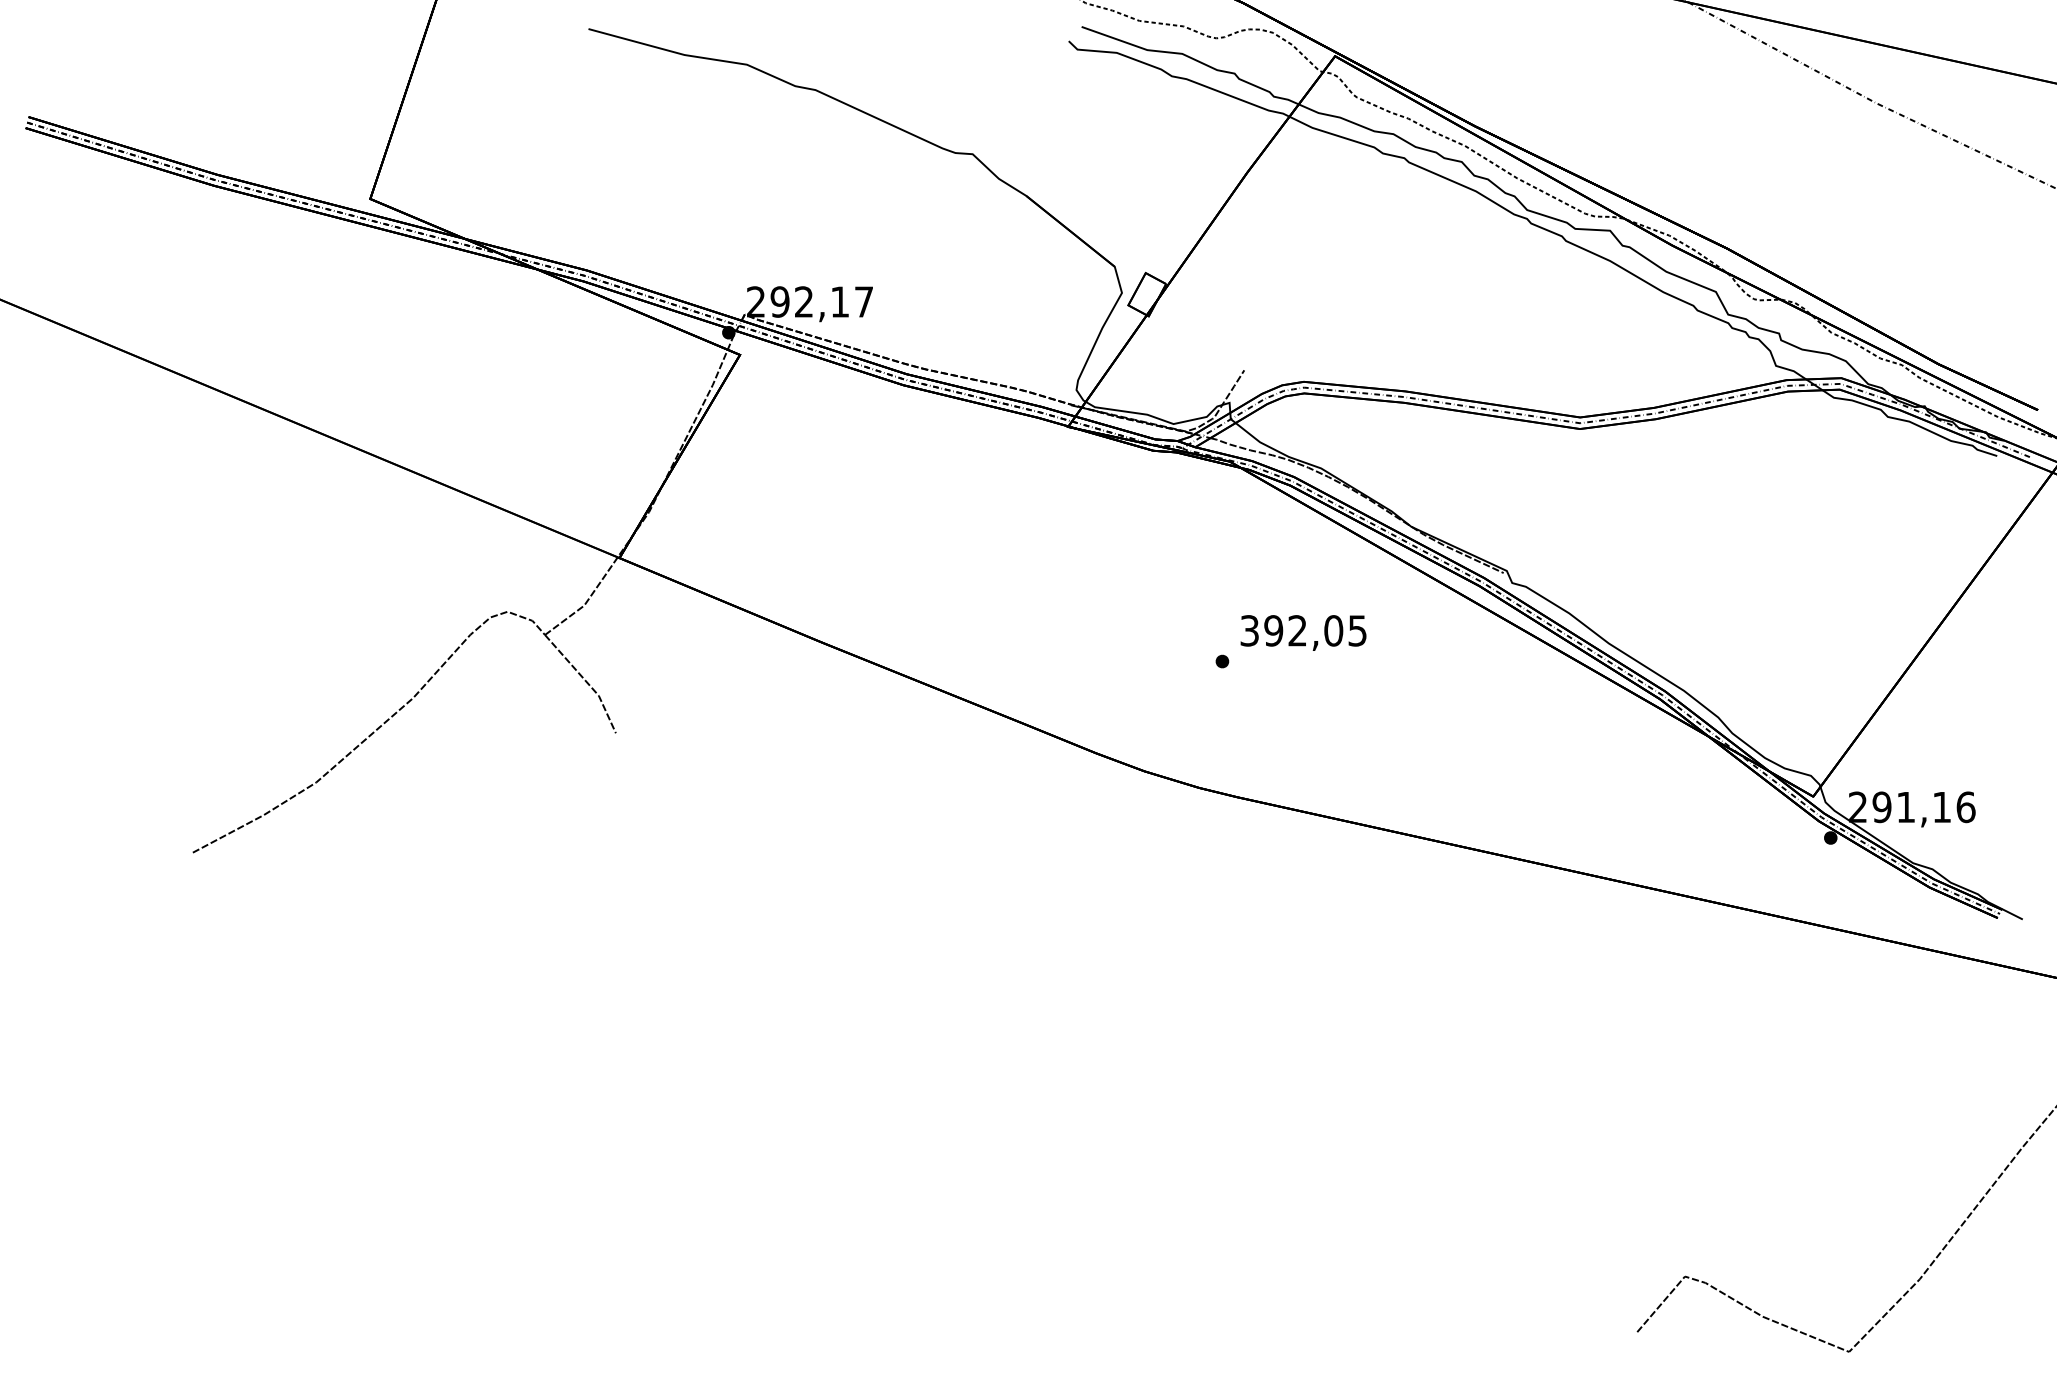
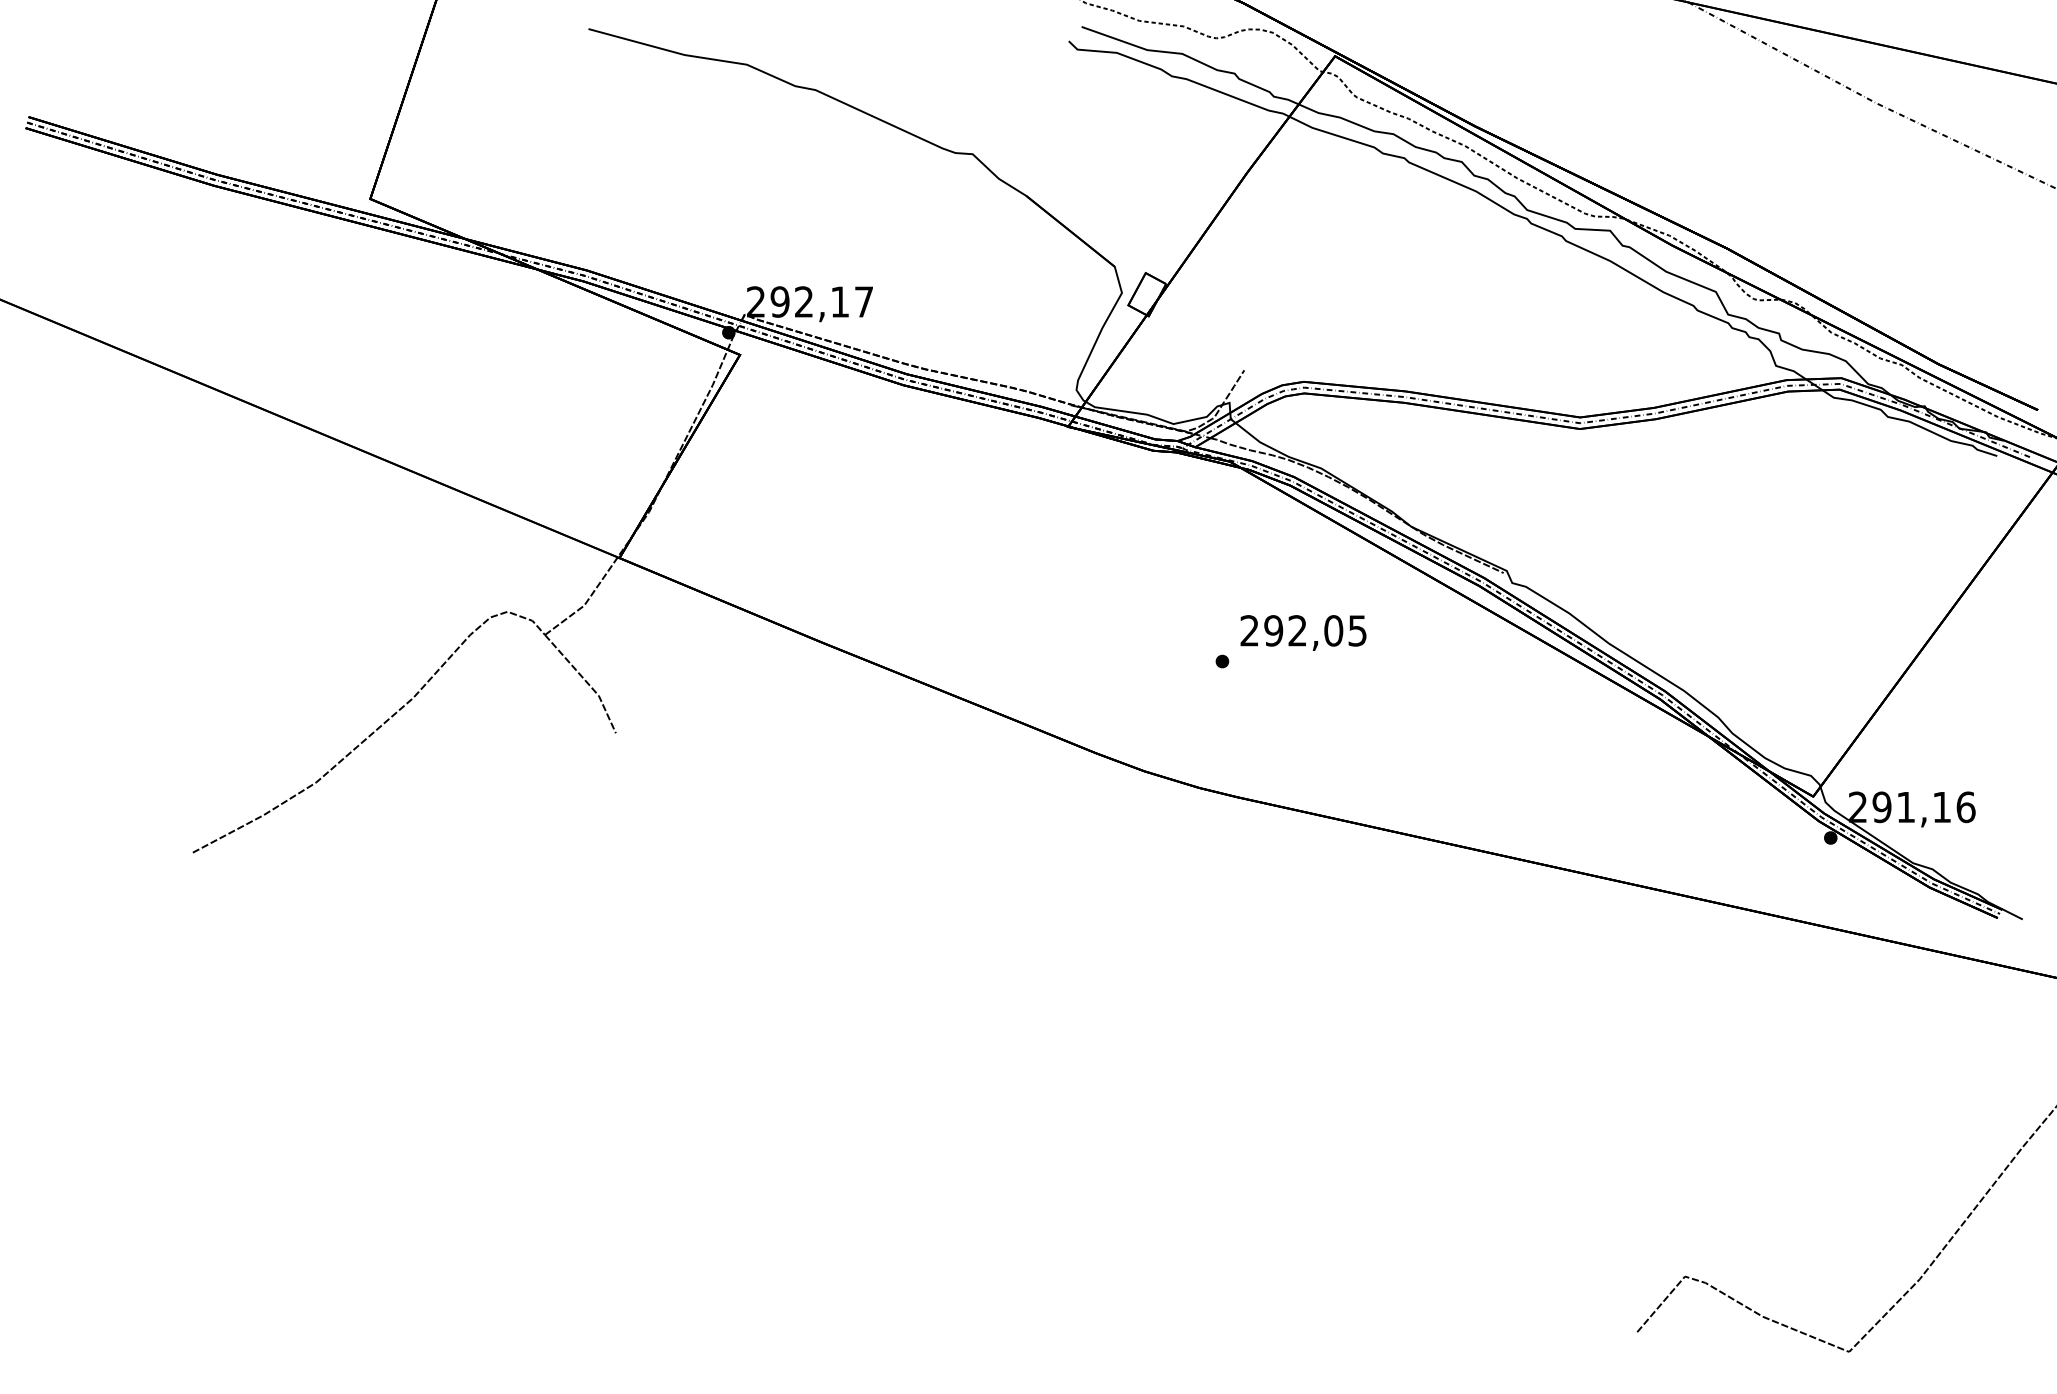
text: 392,05 -> 292,05 (1249, 630)
